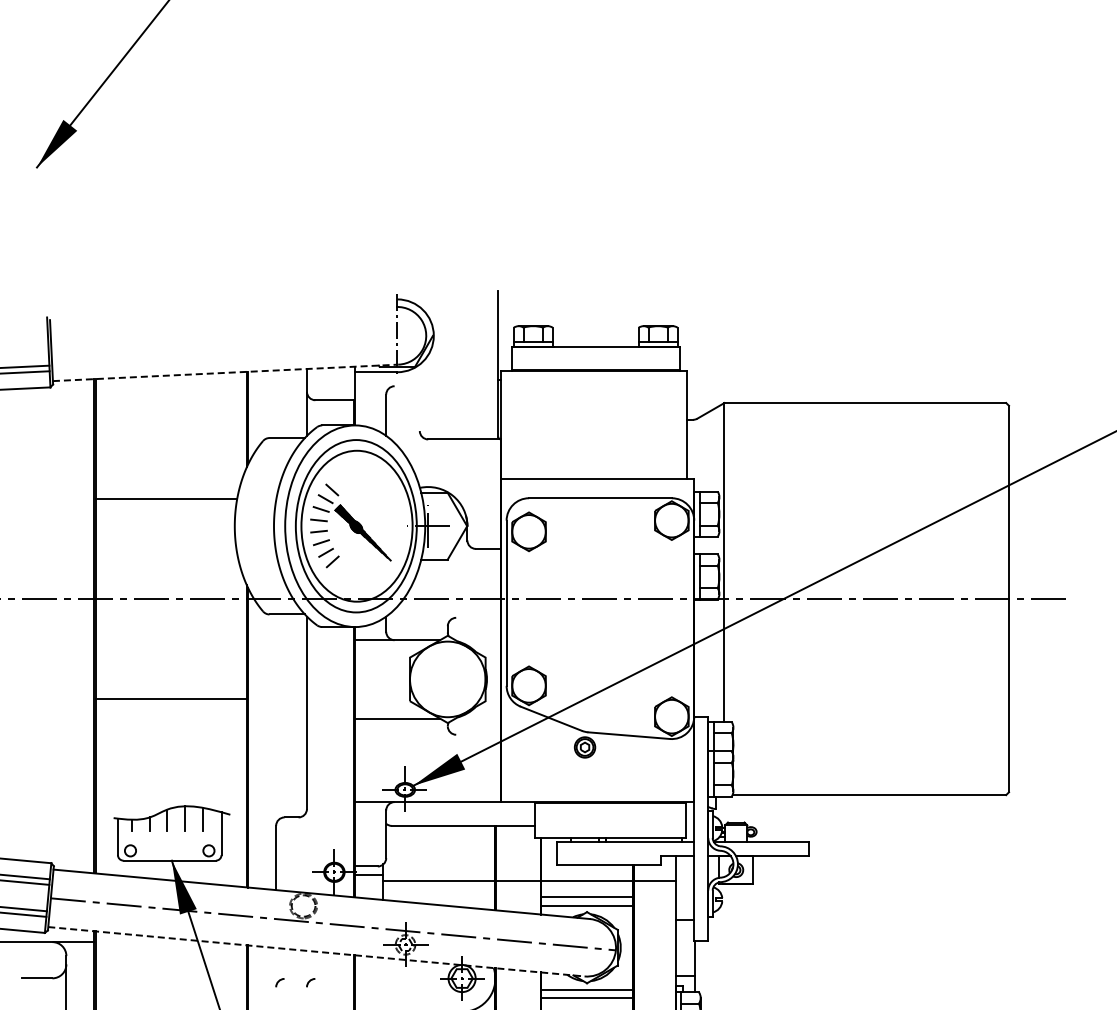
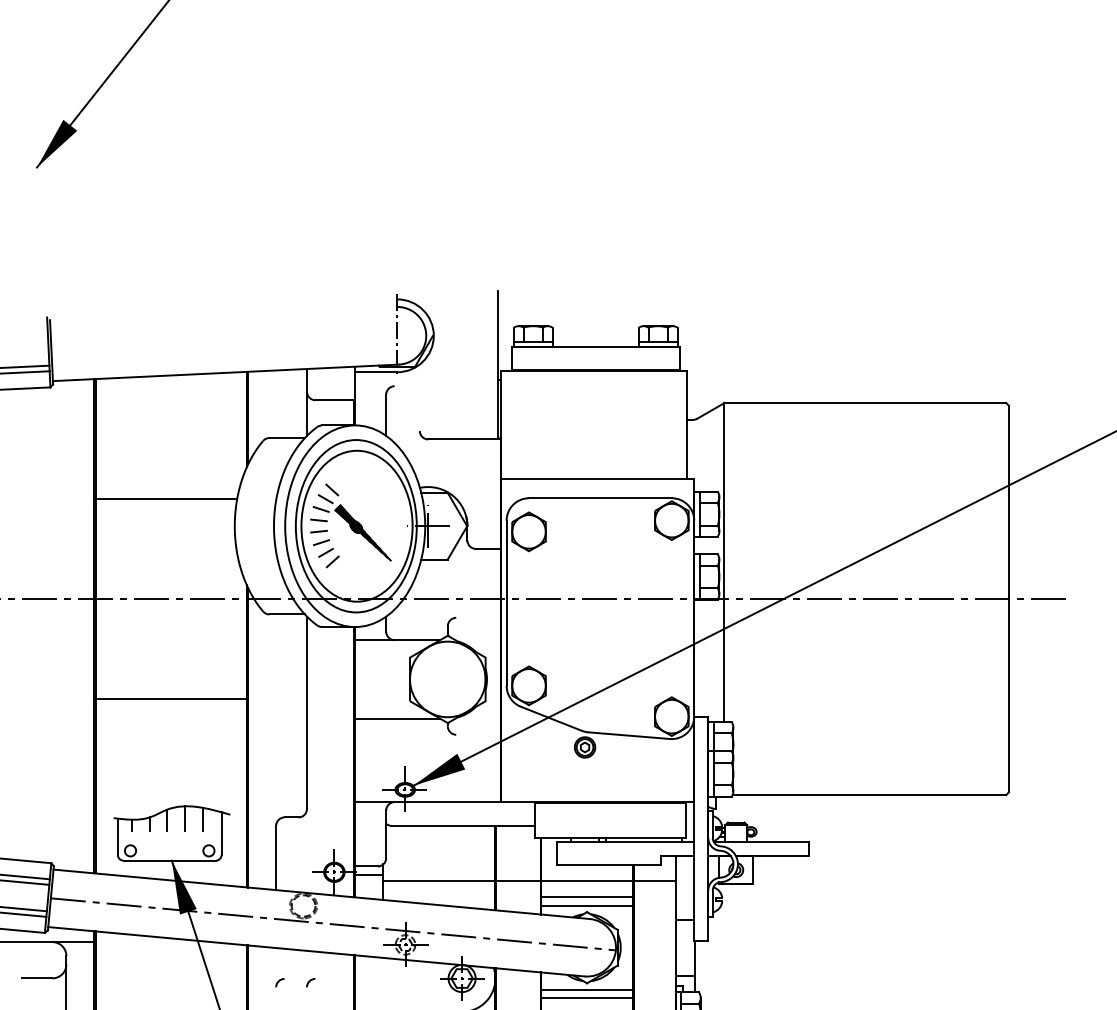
line: dashed -> solid (226, 372)
line: dashed -> solid (316, 951)
